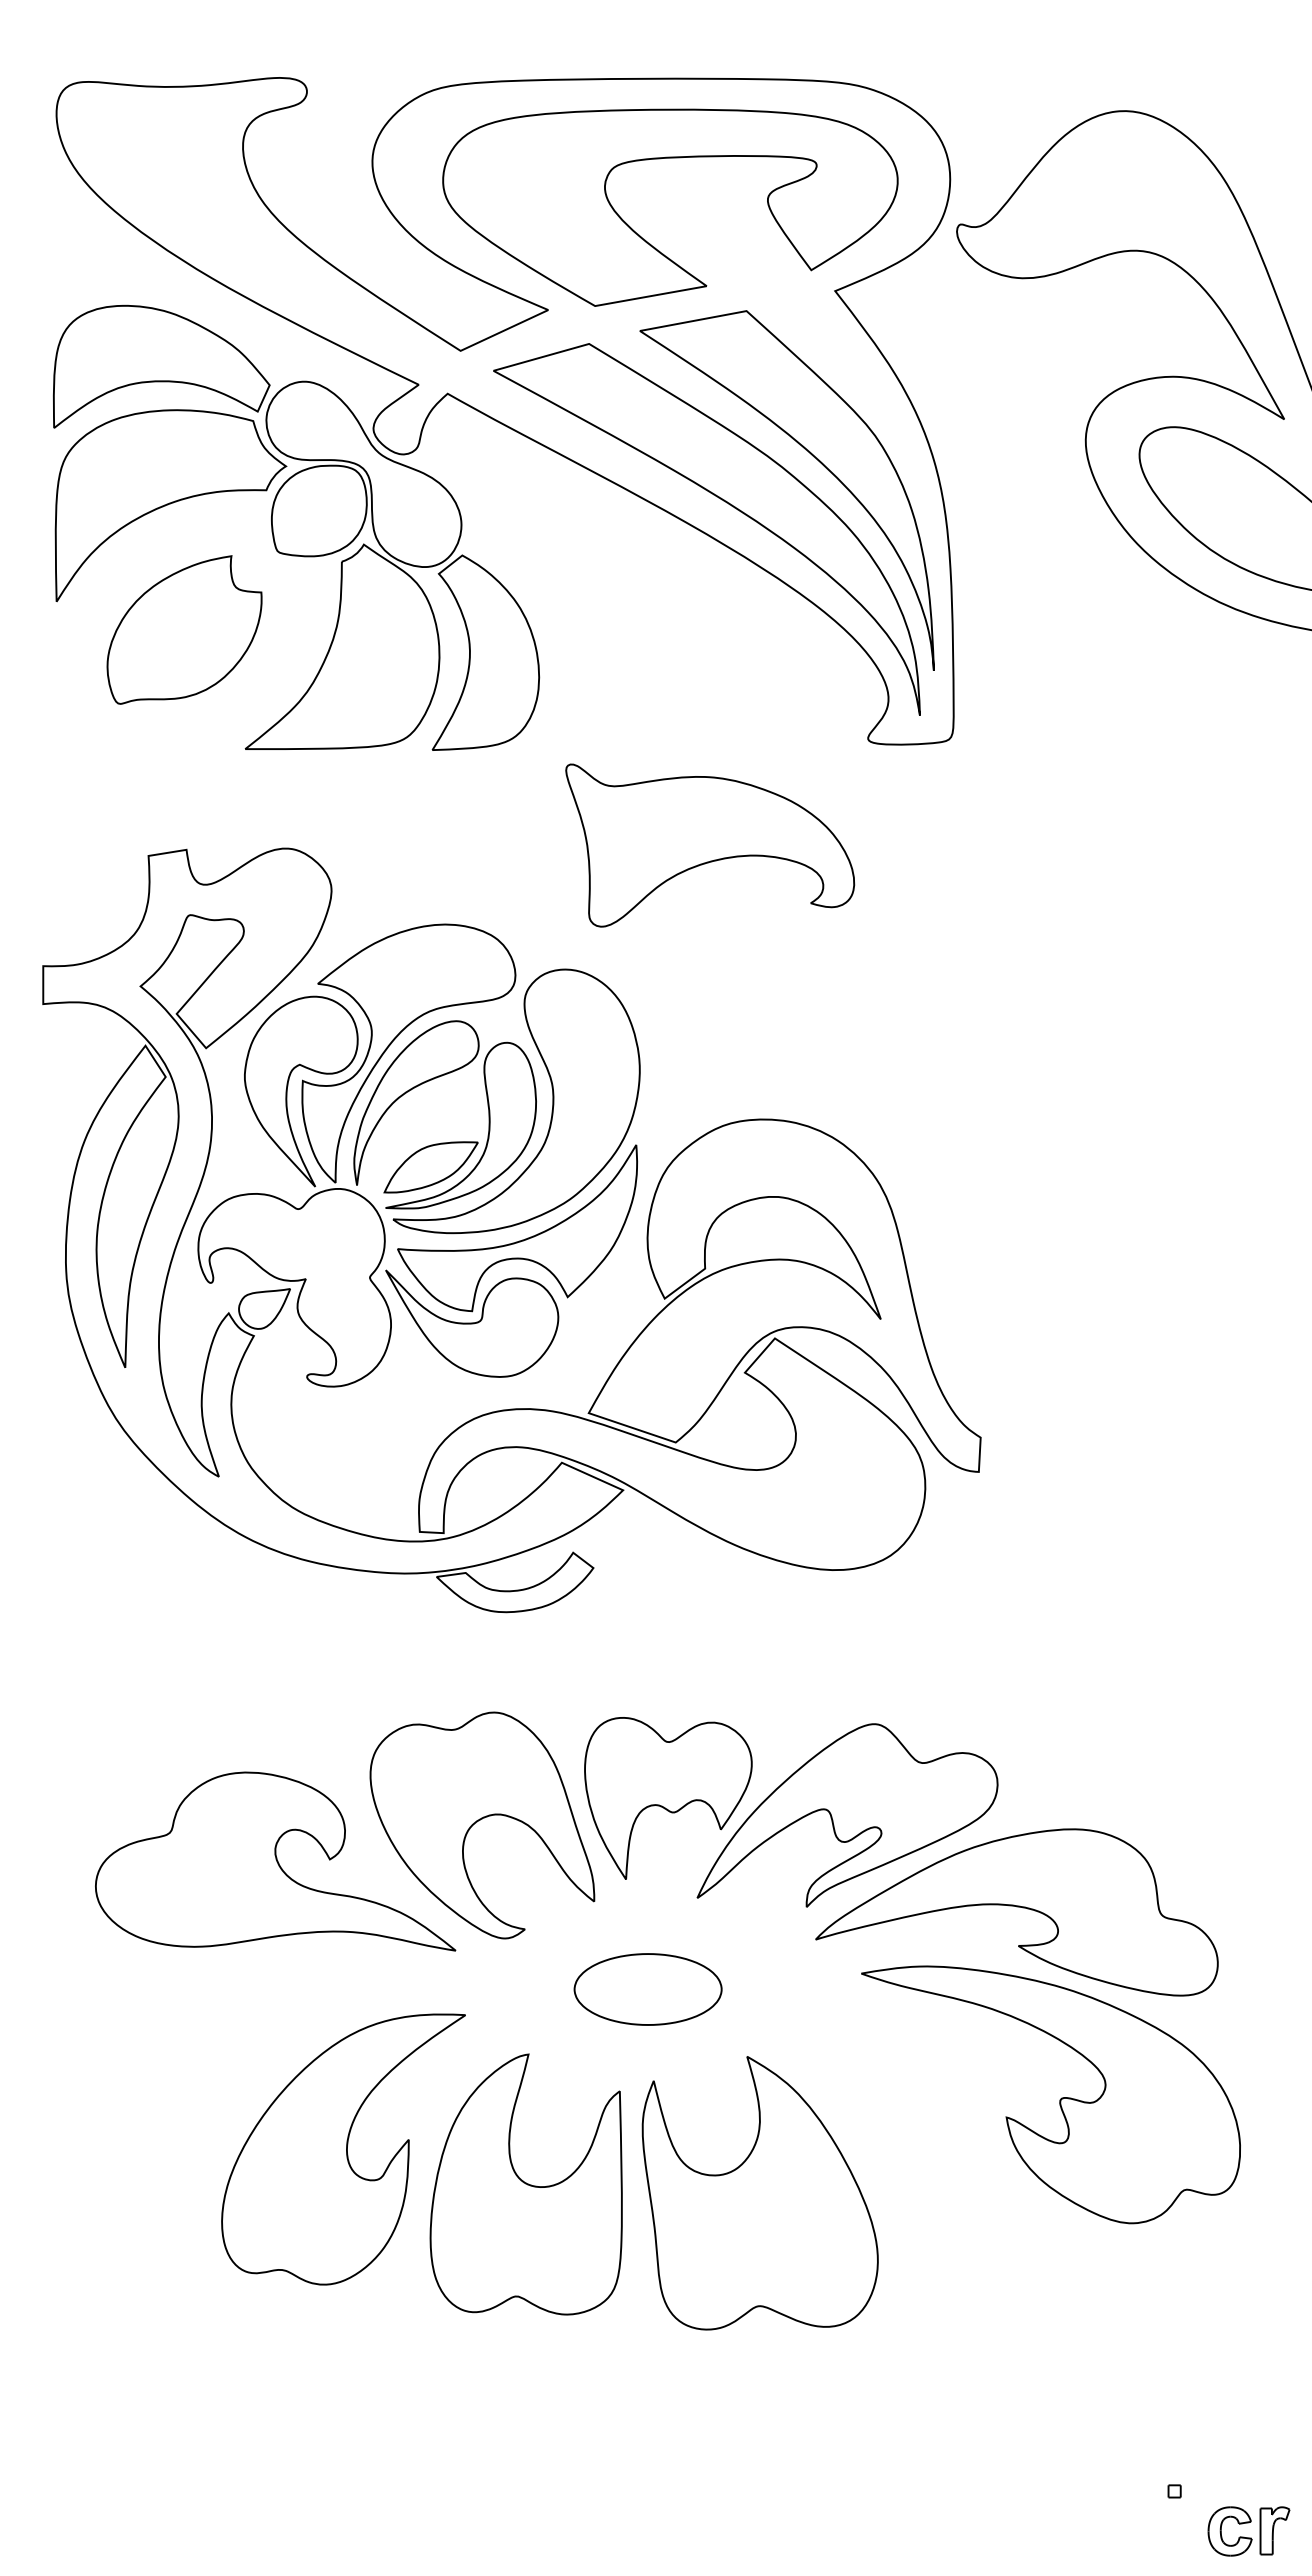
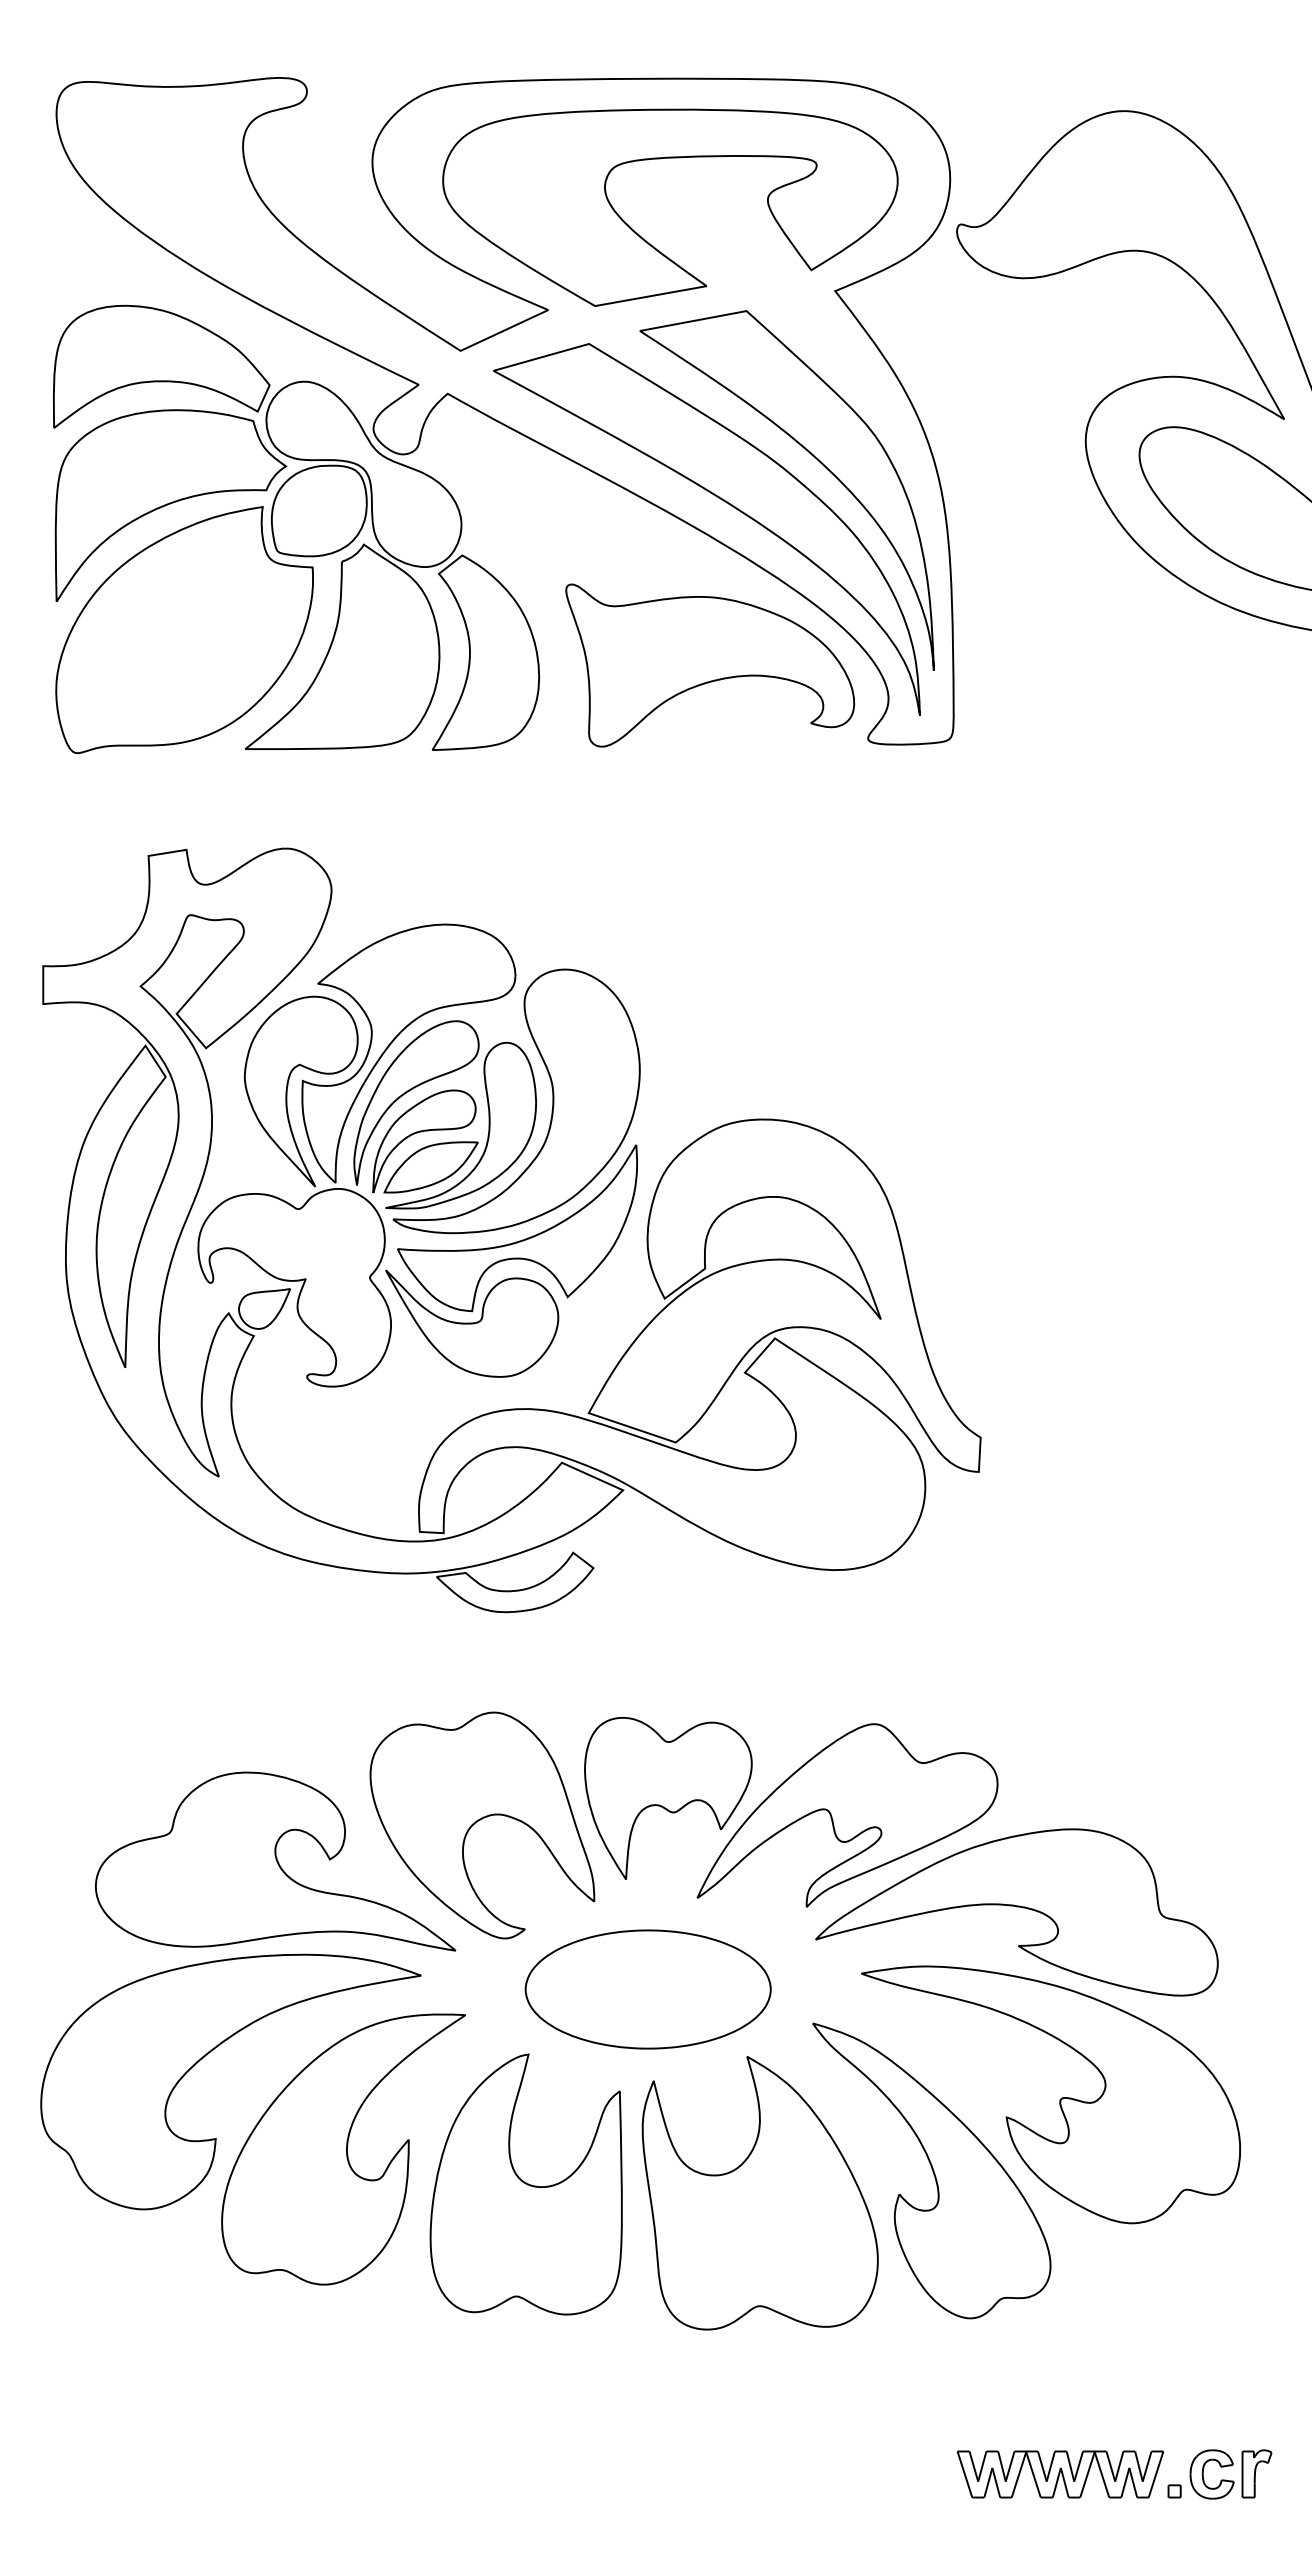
part size: 157x150 px -> 259x248 px (184, 629)
part position: (710, 845) -> (710, 665) (710, 665)
part: none -> present (421, 1132)
part size: 150x73 px -> 248x121 px (647, 1989)
part: none -> present (208, 2054)
part: none -> present (931, 2170)
part: none -> present (1060, 2474)
part position: (1248, 2531) -> (1230, 2474) (1230, 2474)
